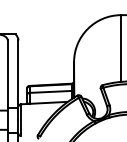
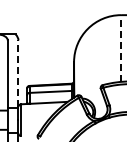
line: solid -> dashed (121, 48)
line: solid -> dashed (18, 73)
